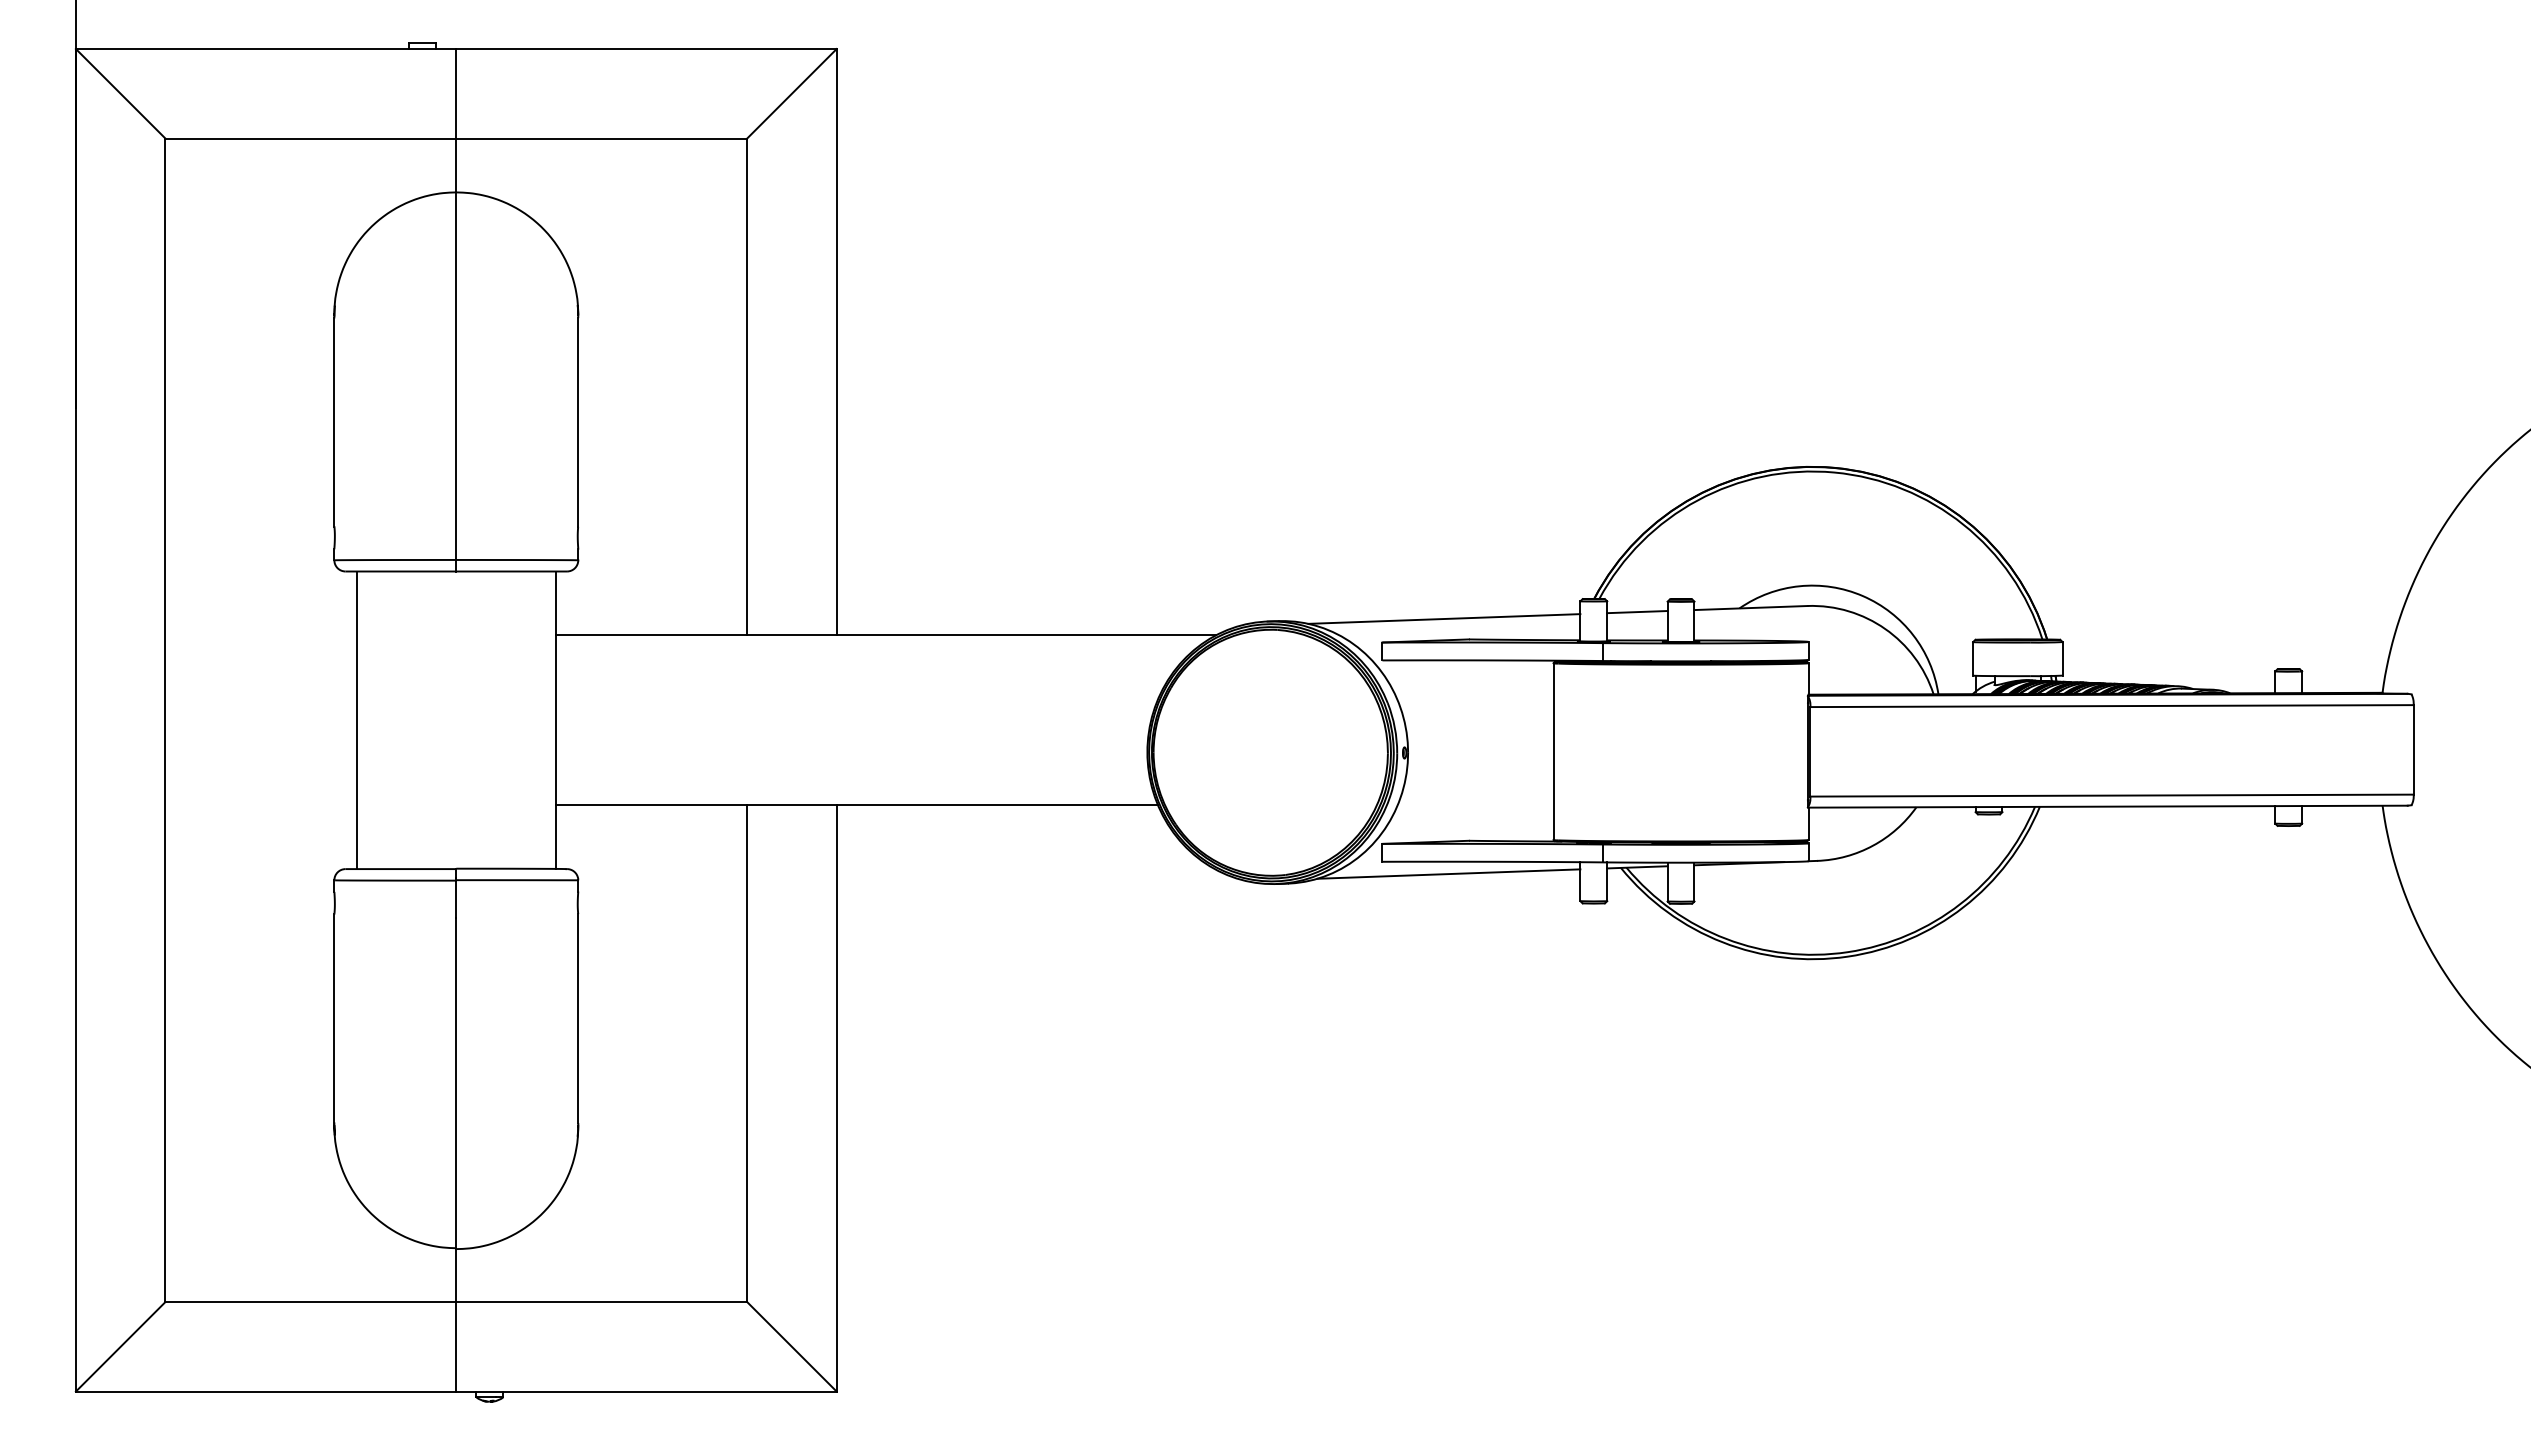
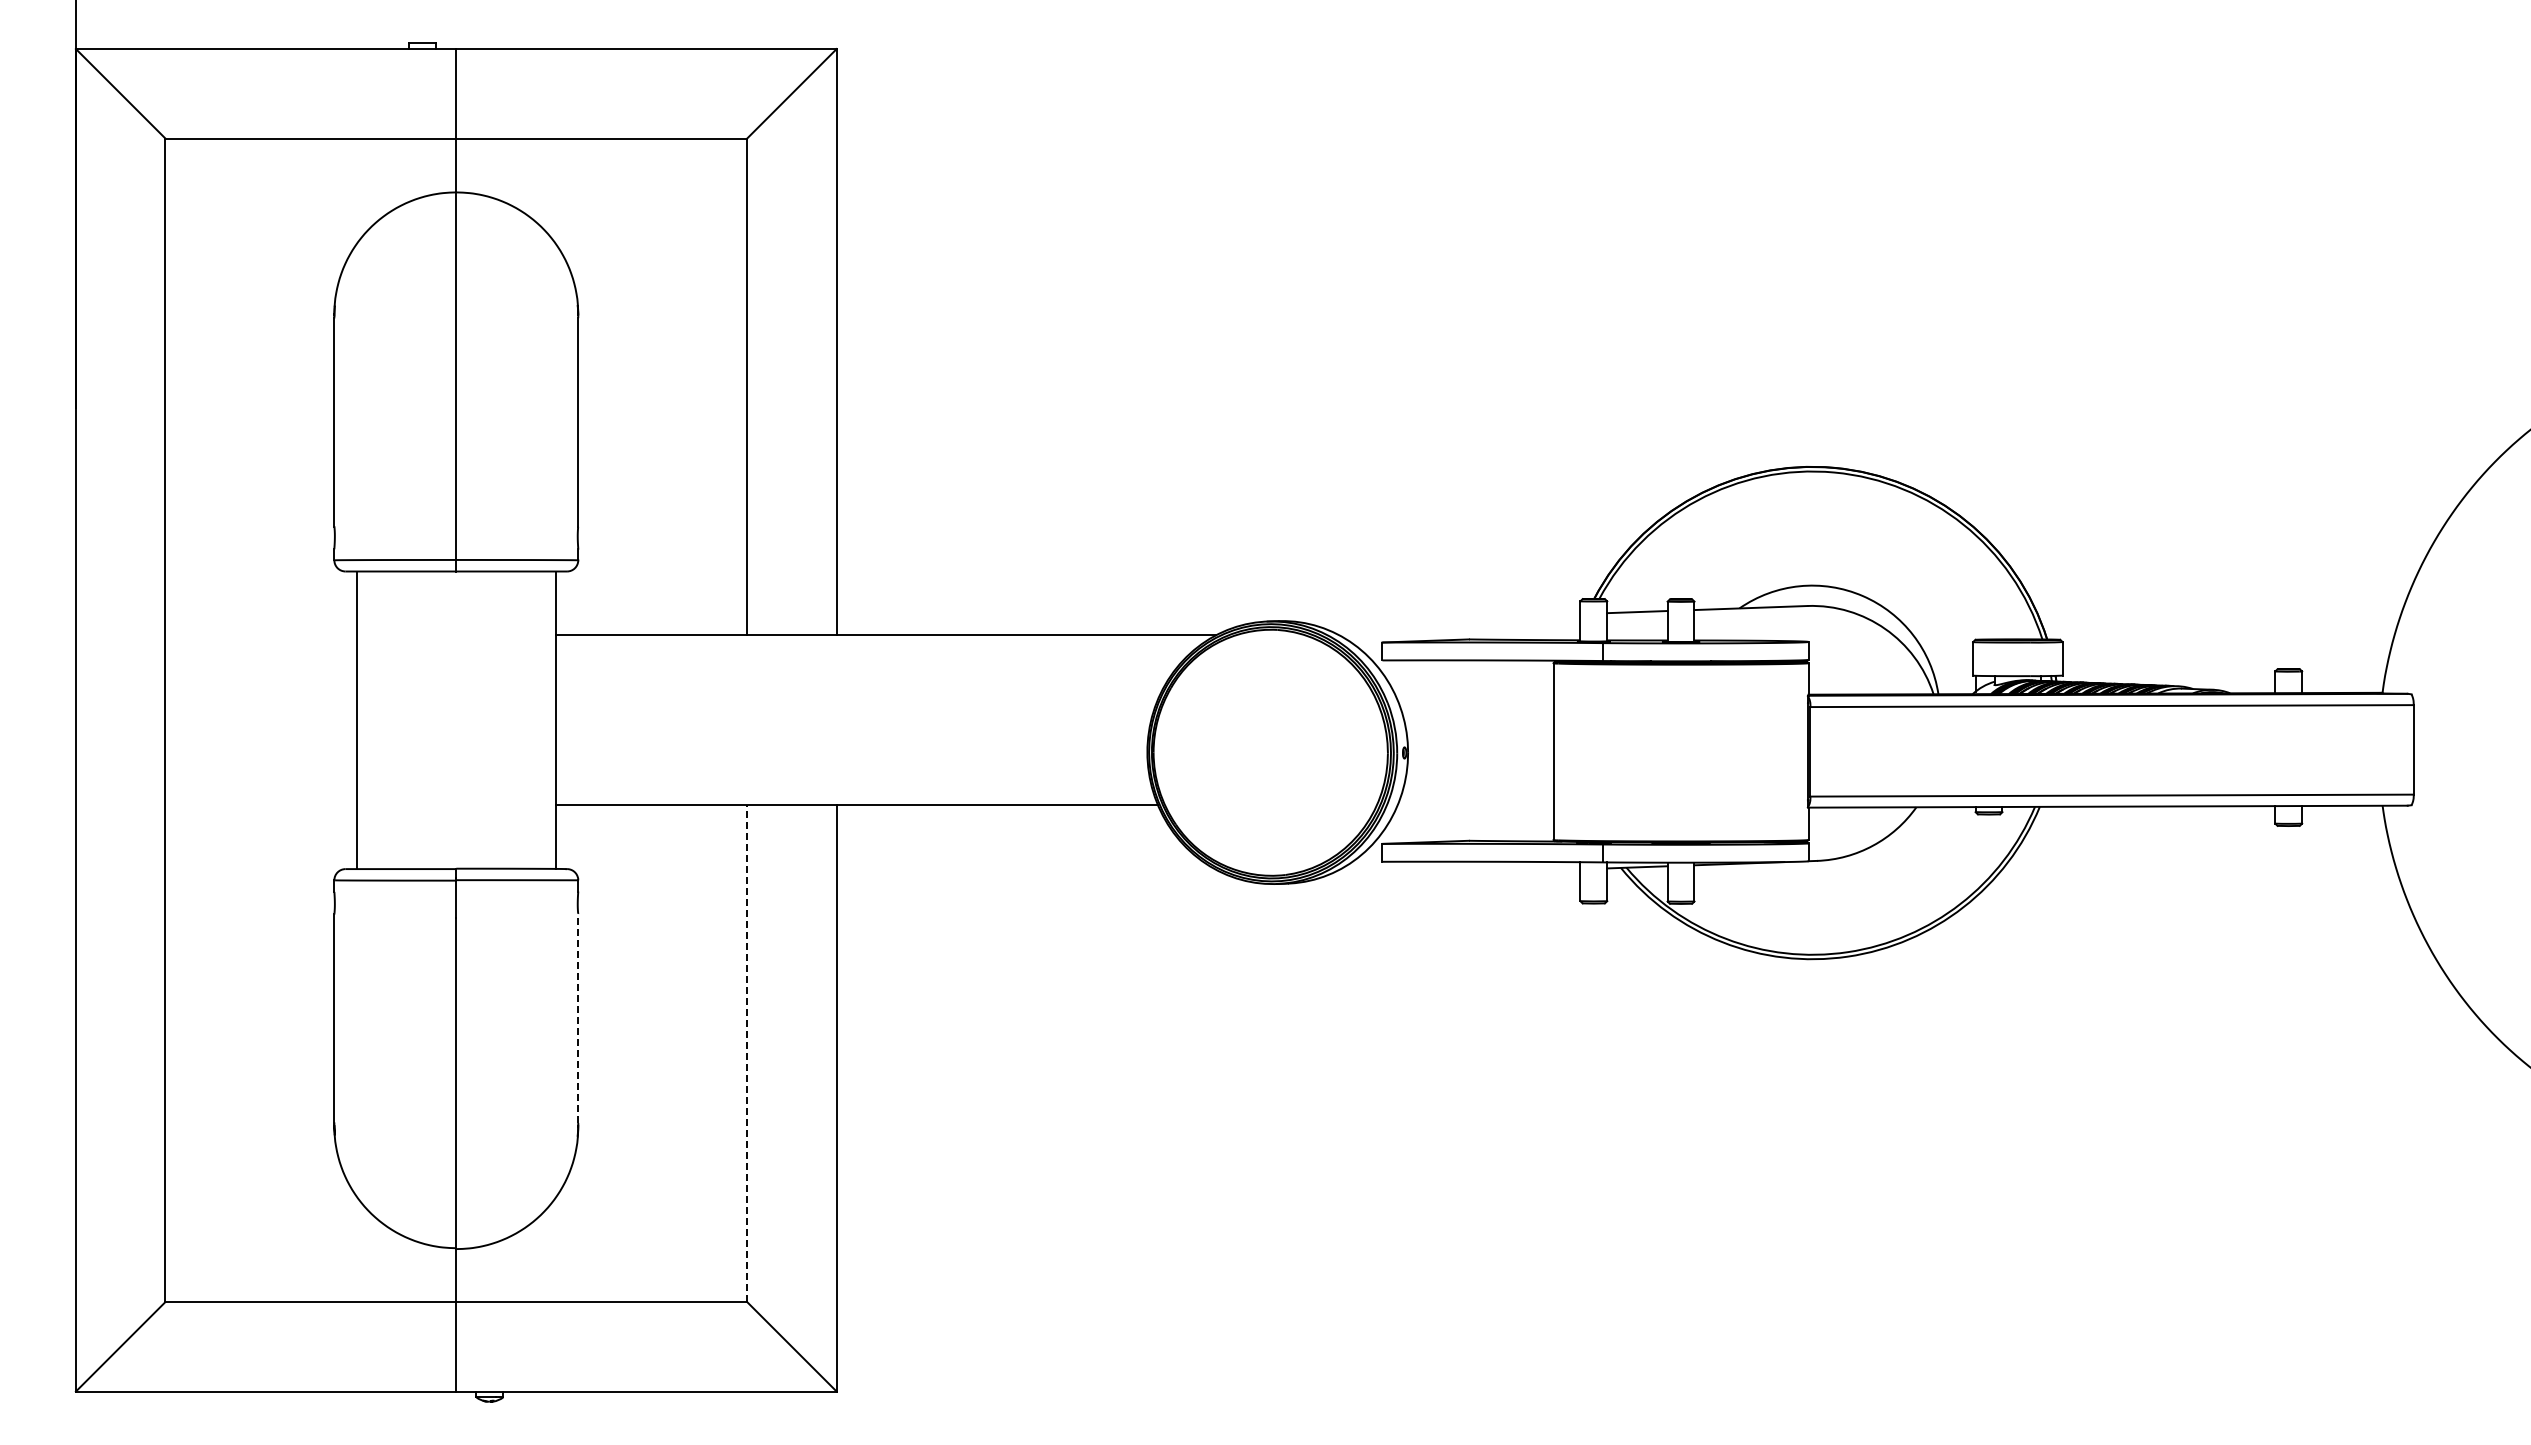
line: present -> none (1444, 618)
line: present -> none (1448, 873)
line: solid -> dashed (578, 1018)
line: solid -> dashed (747, 1053)
